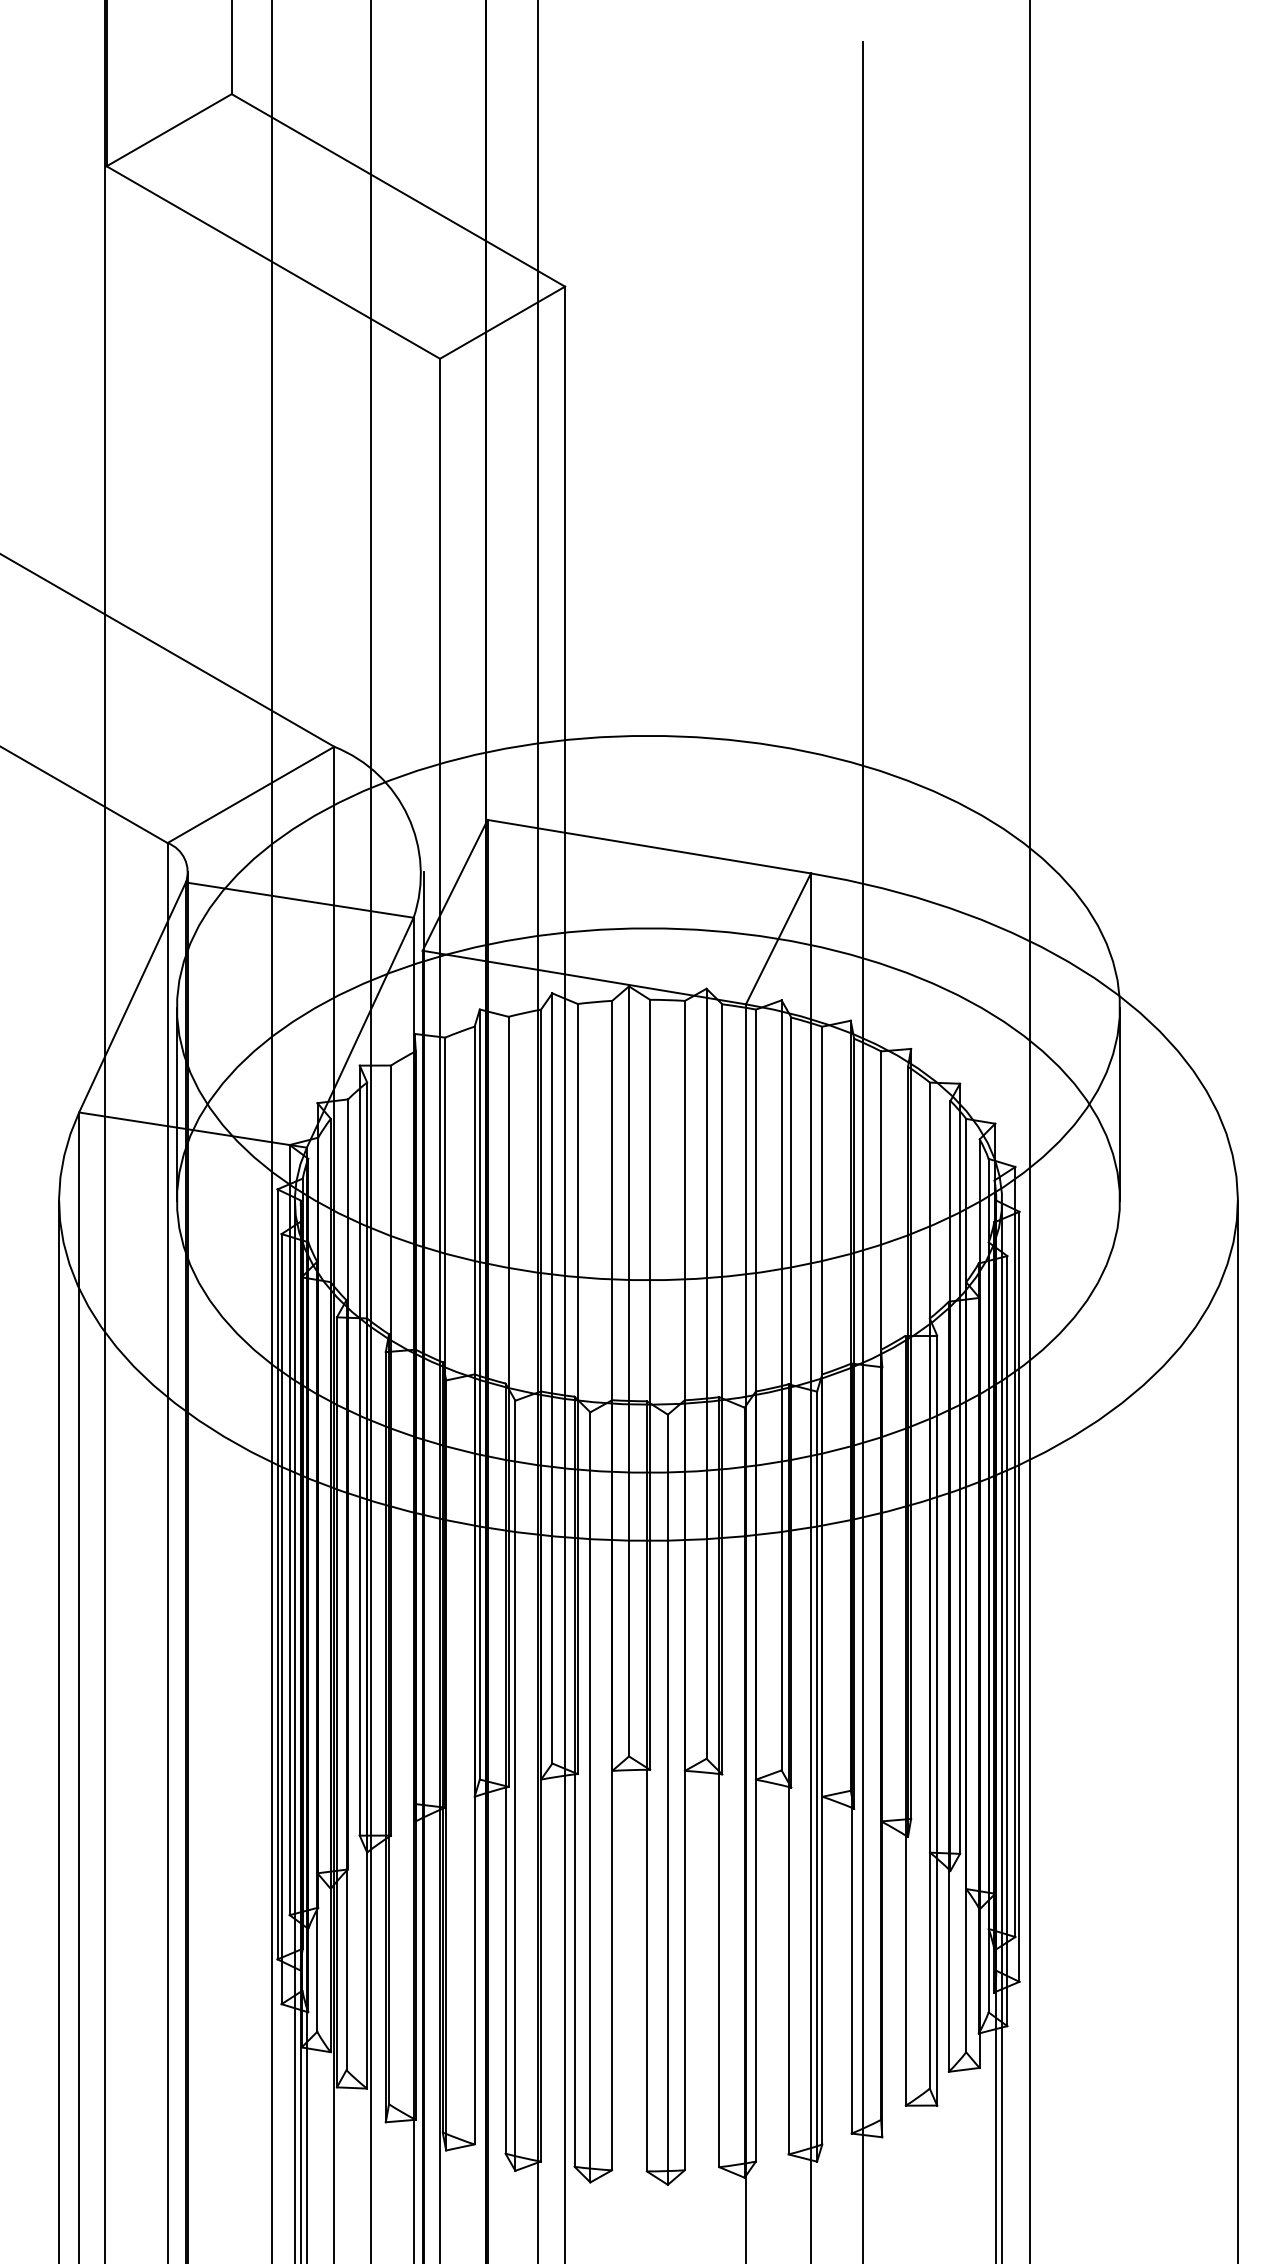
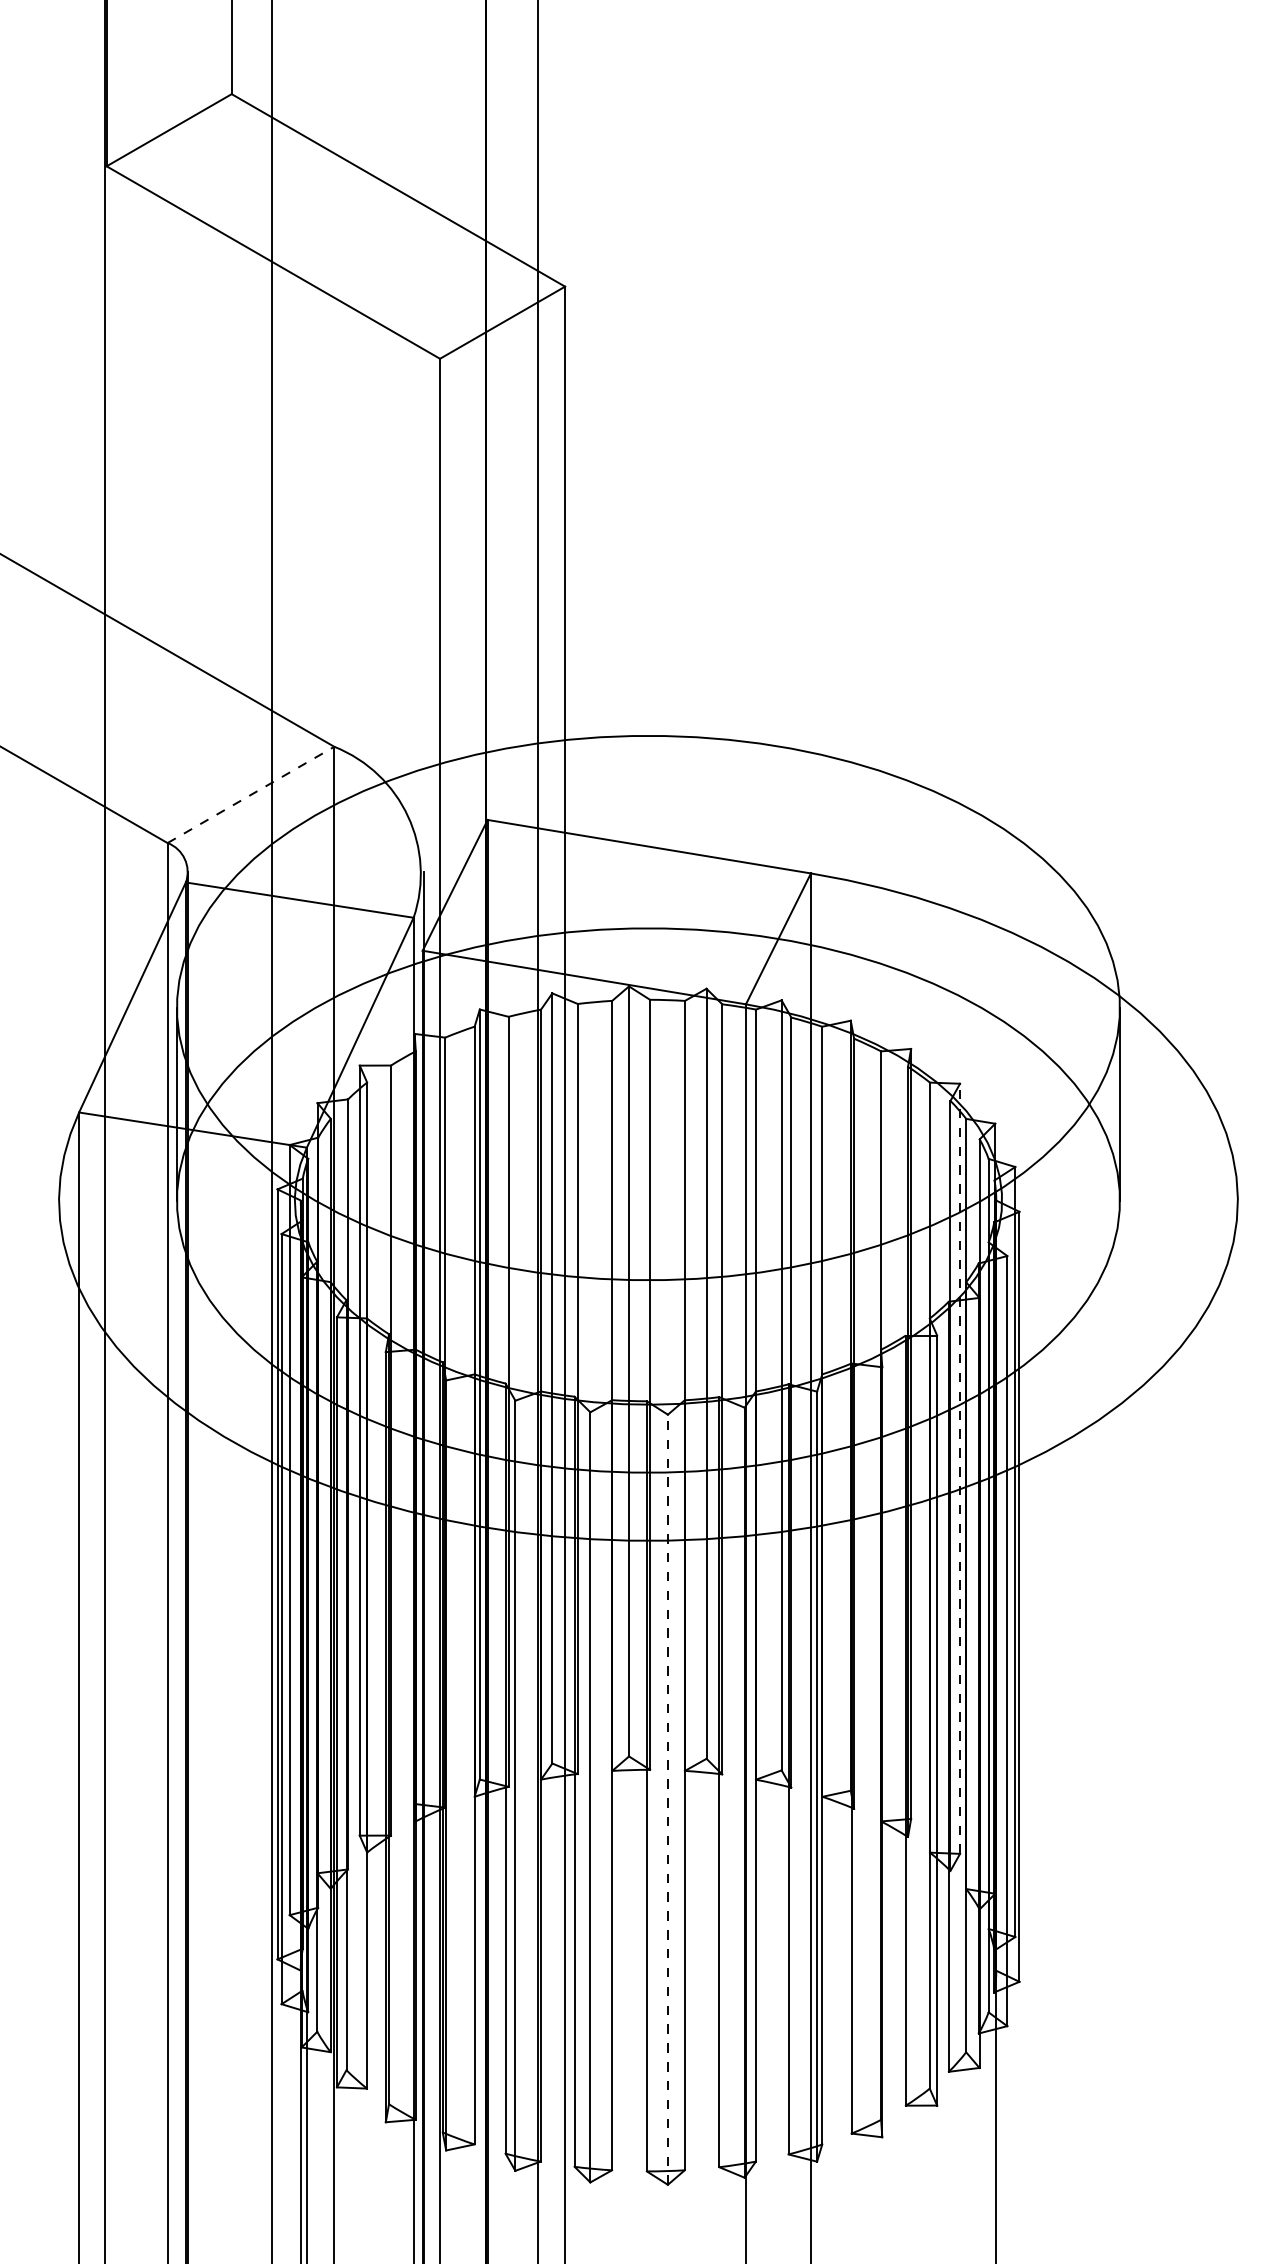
line: solid -> dashed (251, 794)
line: present -> none (371, 1131)
line: present -> none (1030, 1131)
line: present -> none (863, 1150)
line: solid -> dashed (960, 1468)
line: present -> none (59, 1730)
line: present -> none (294, 1730)
line: present -> none (1002, 1730)
line: present -> none (1237, 1730)
line: solid -> dashed (667, 1799)
